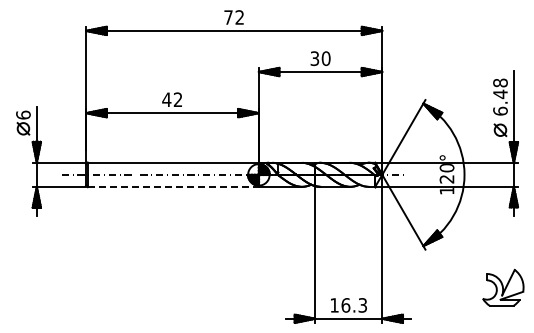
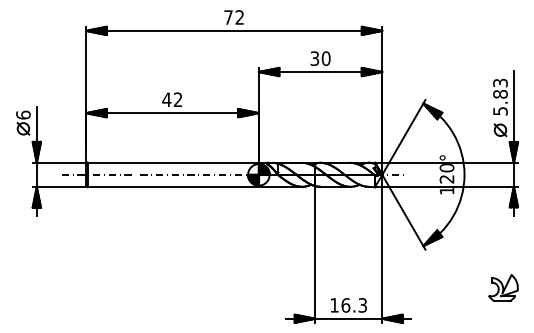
text: 6.48 -> 5.83 (500, 96)
line: dashed -> solid (173, 187)
part size: 43x39 px -> 31x28 px (503, 287)
